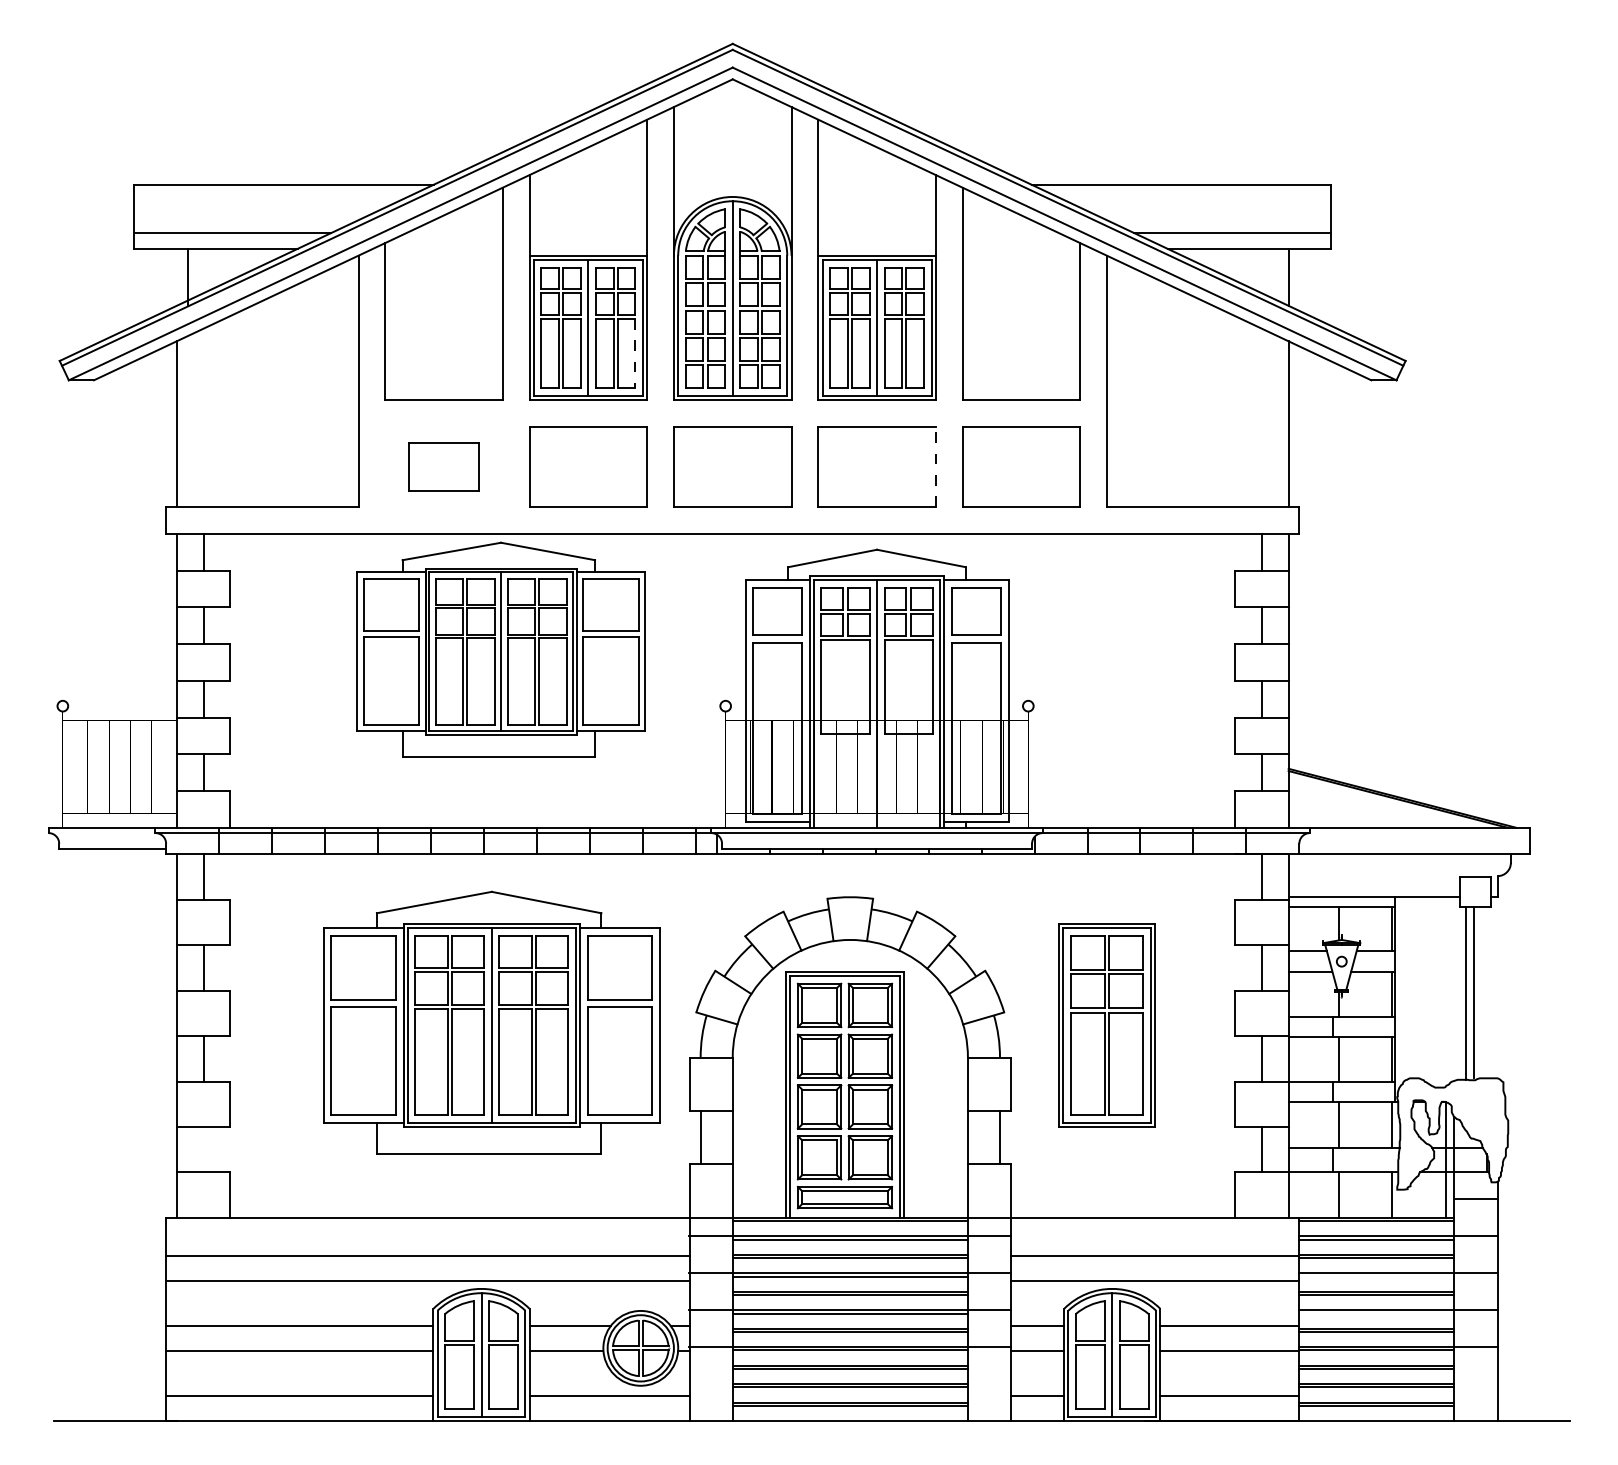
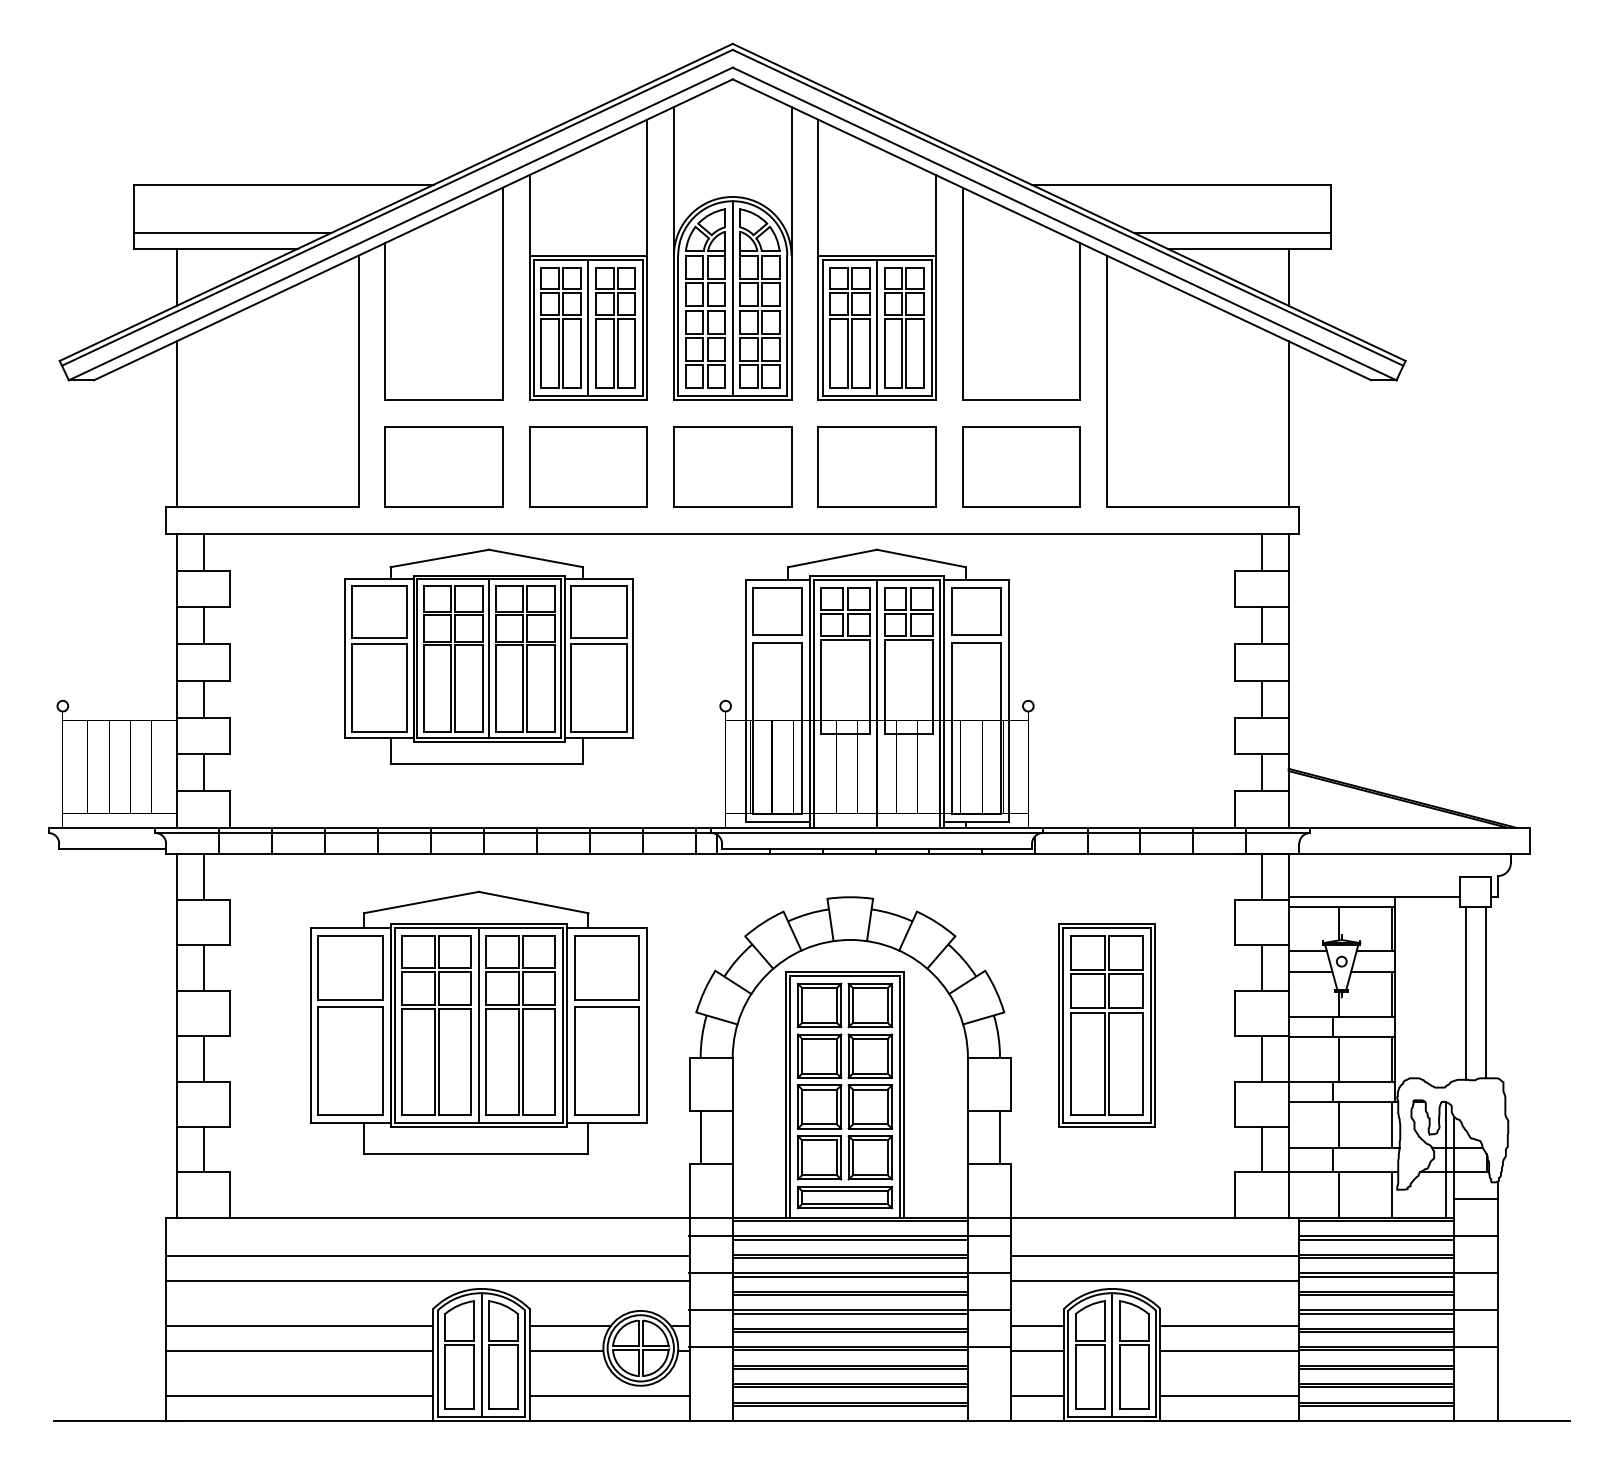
line position: (187, 276) -> (176, 276) (176, 276)
line: dashed -> solid (635, 353)
part size: 72x50 px -> 120x82 px (443, 466)
line: dashed -> solid (935, 466)
part position: (500, 649) -> (488, 656) (488, 656)
line position: (1473, 992) -> (1485, 992) (1485, 992)
part position: (491, 1022) -> (478, 1022) (478, 1022)
line: none -> present (203, 1149)
line: none -> present (1376, 1276)
line: none -> present (1376, 1313)
